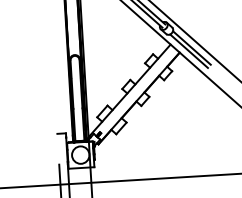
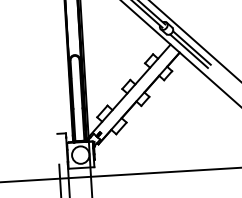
line position: (120, 180) -> (120, 174) (120, 174)
